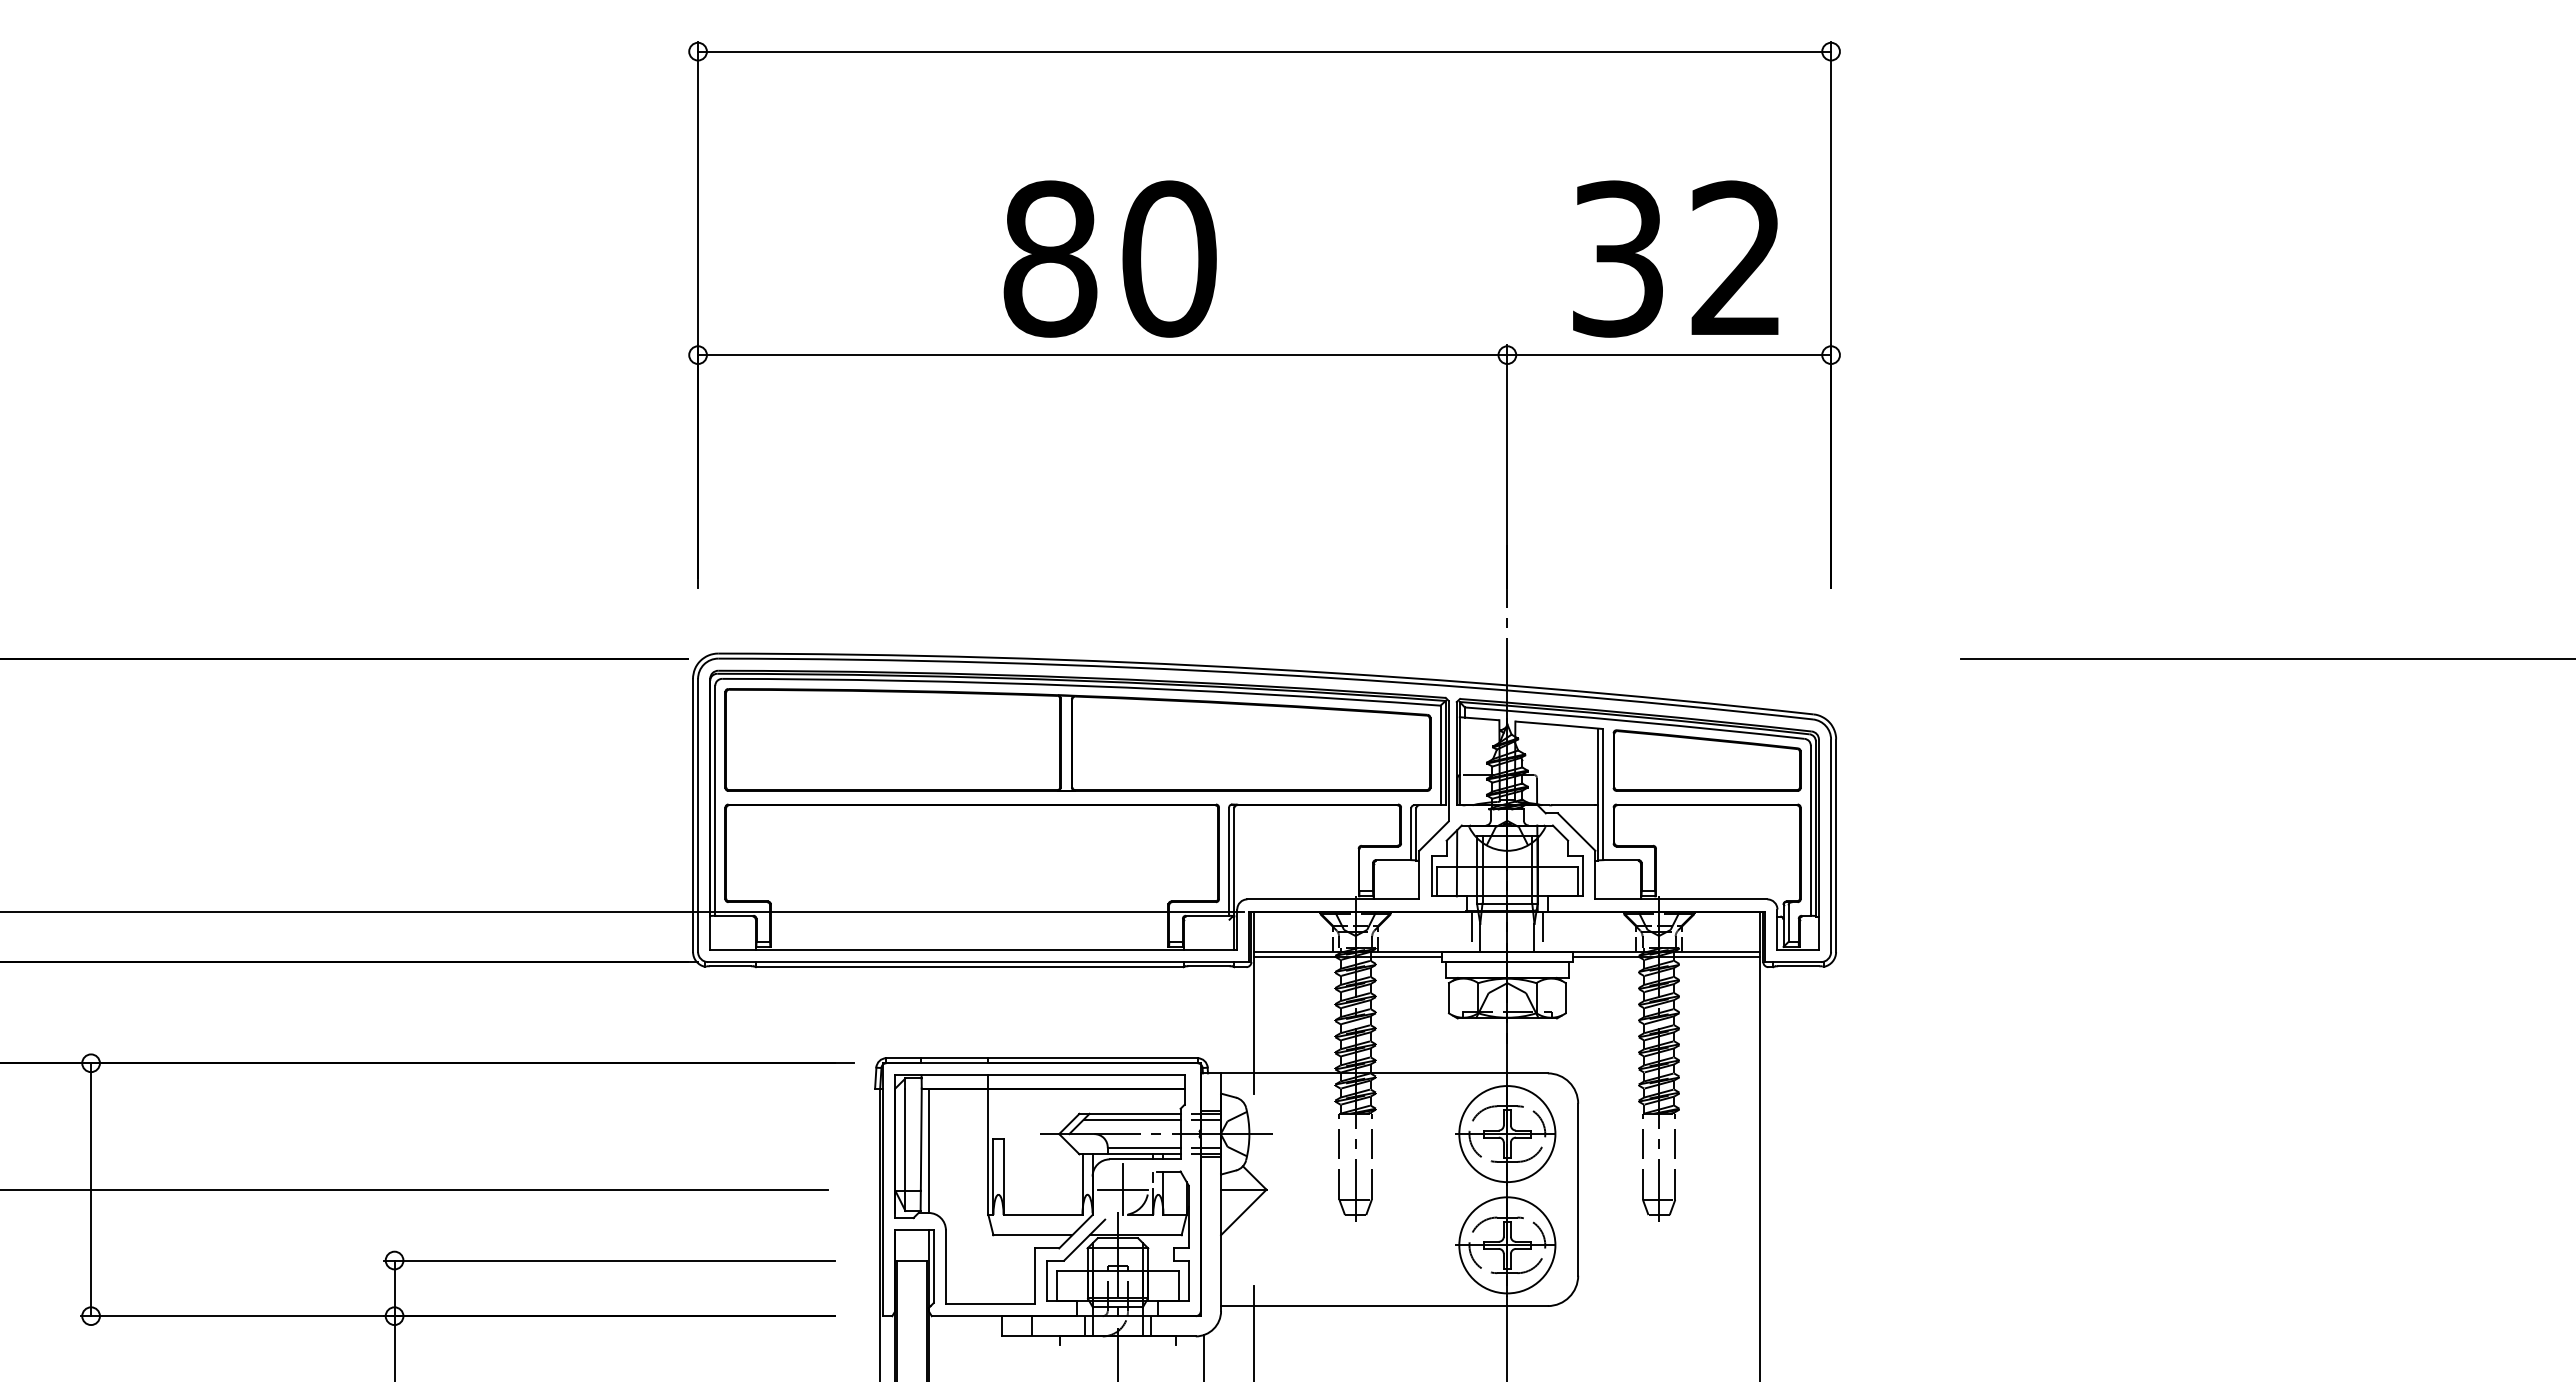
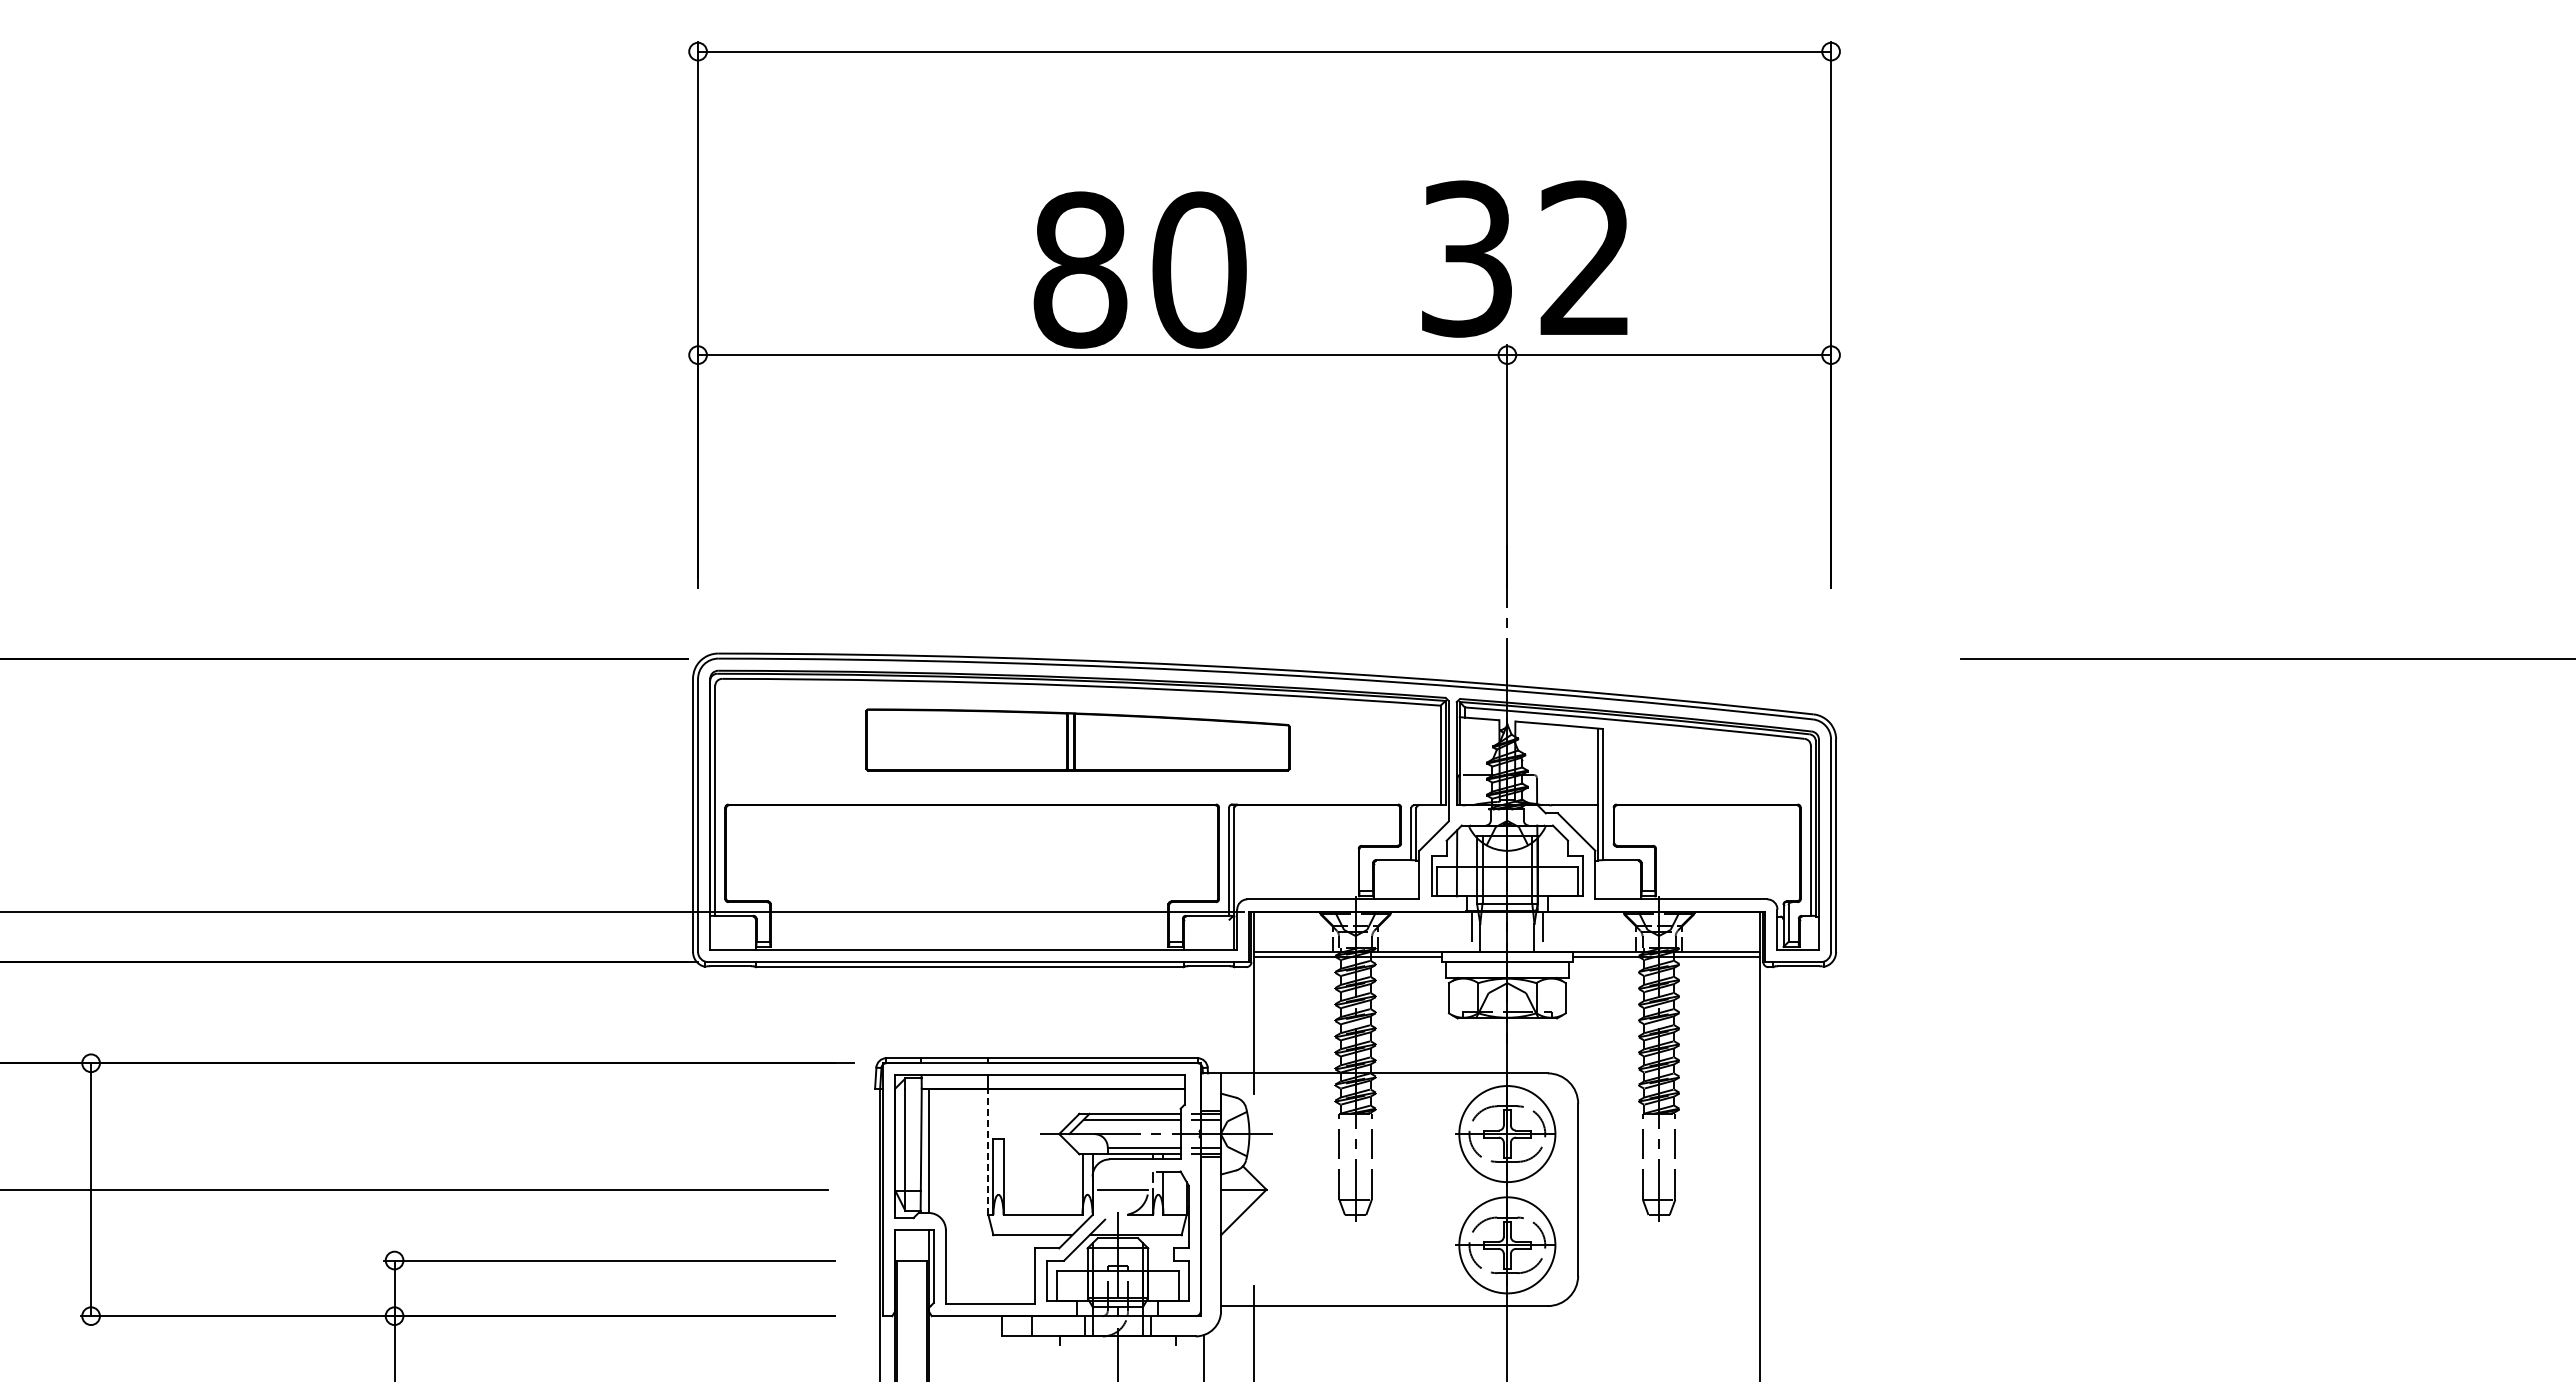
text position: (1109, 258) -> (1139, 269) (1139, 269)
text position: (1675, 258) -> (1524, 258) (1524, 258)
part size: 708x104 px -> 426x64 px (1077, 739)
part: present -> none (1706, 760)
line: solid -> dashed (988, 1151)
line: present -> none (1122, 1189)
